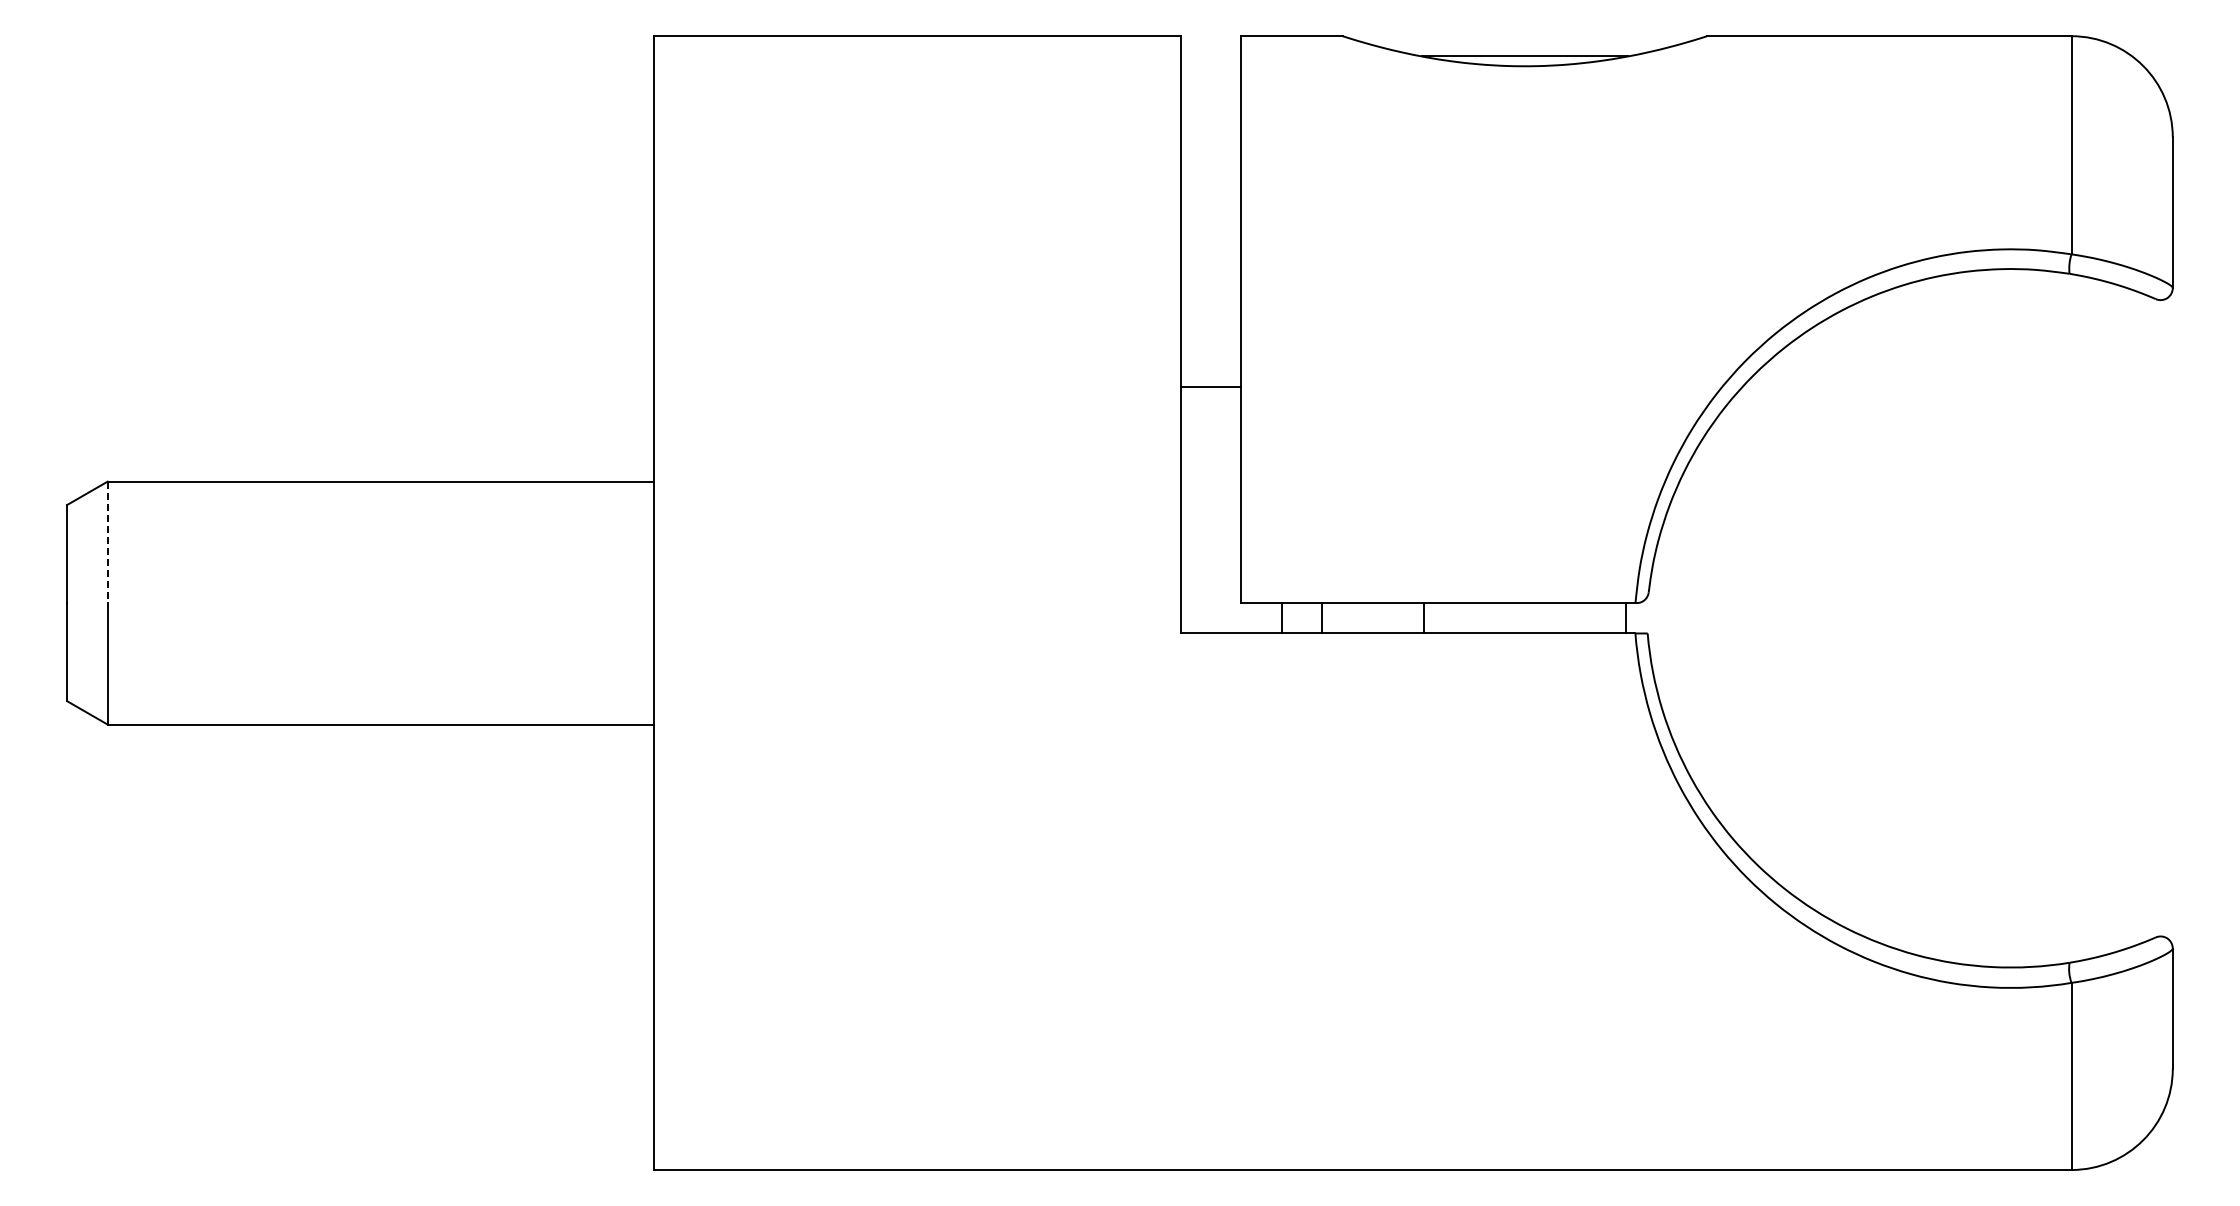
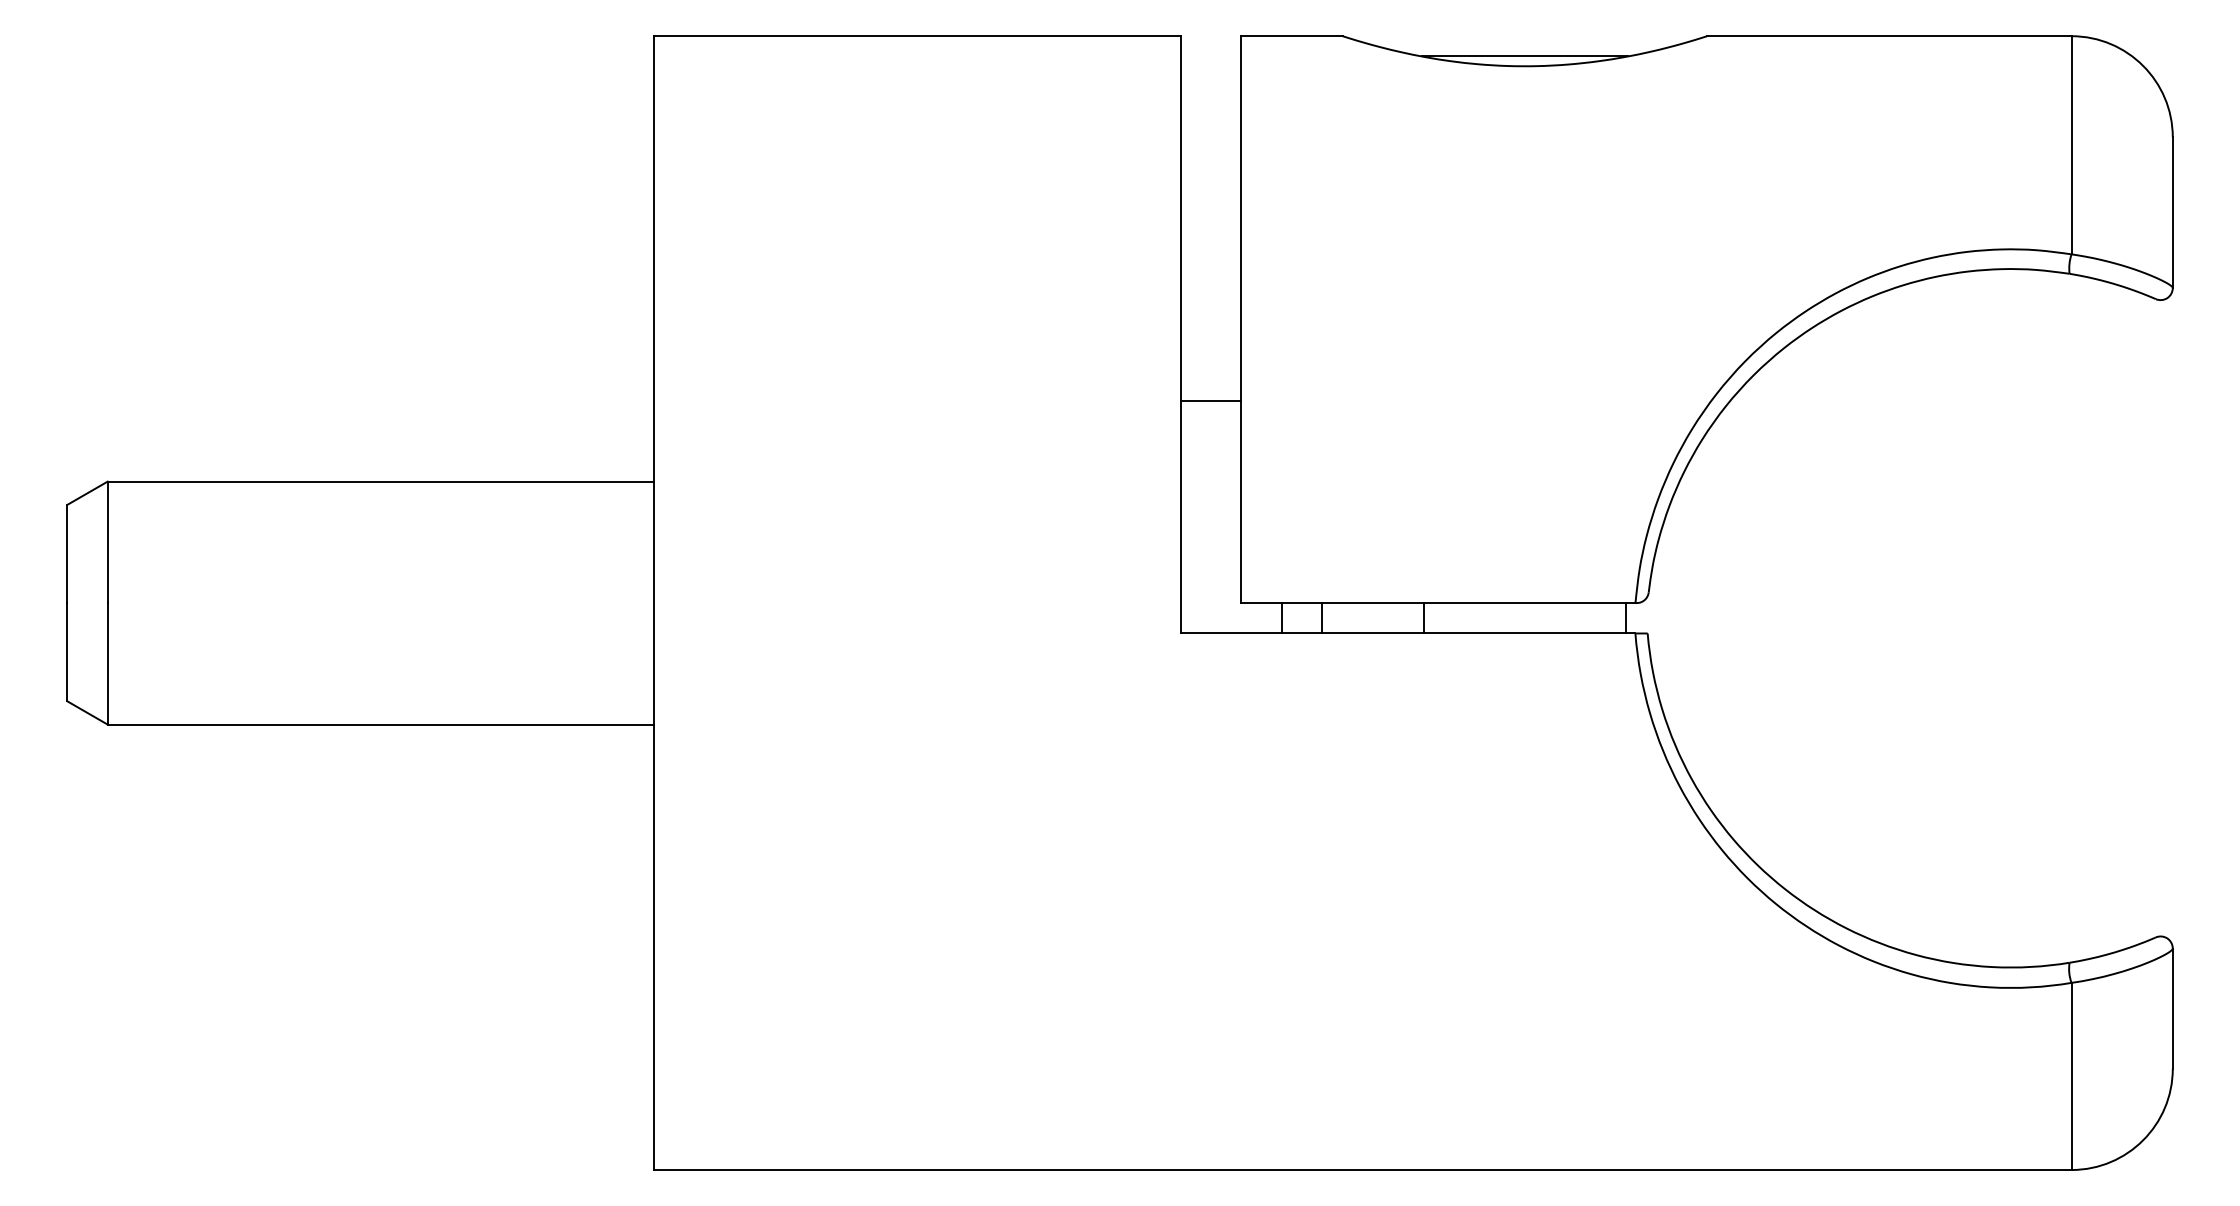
line position: (1210, 386) -> (1210, 400) (1210, 400)
line: dashed -> solid (107, 542)
